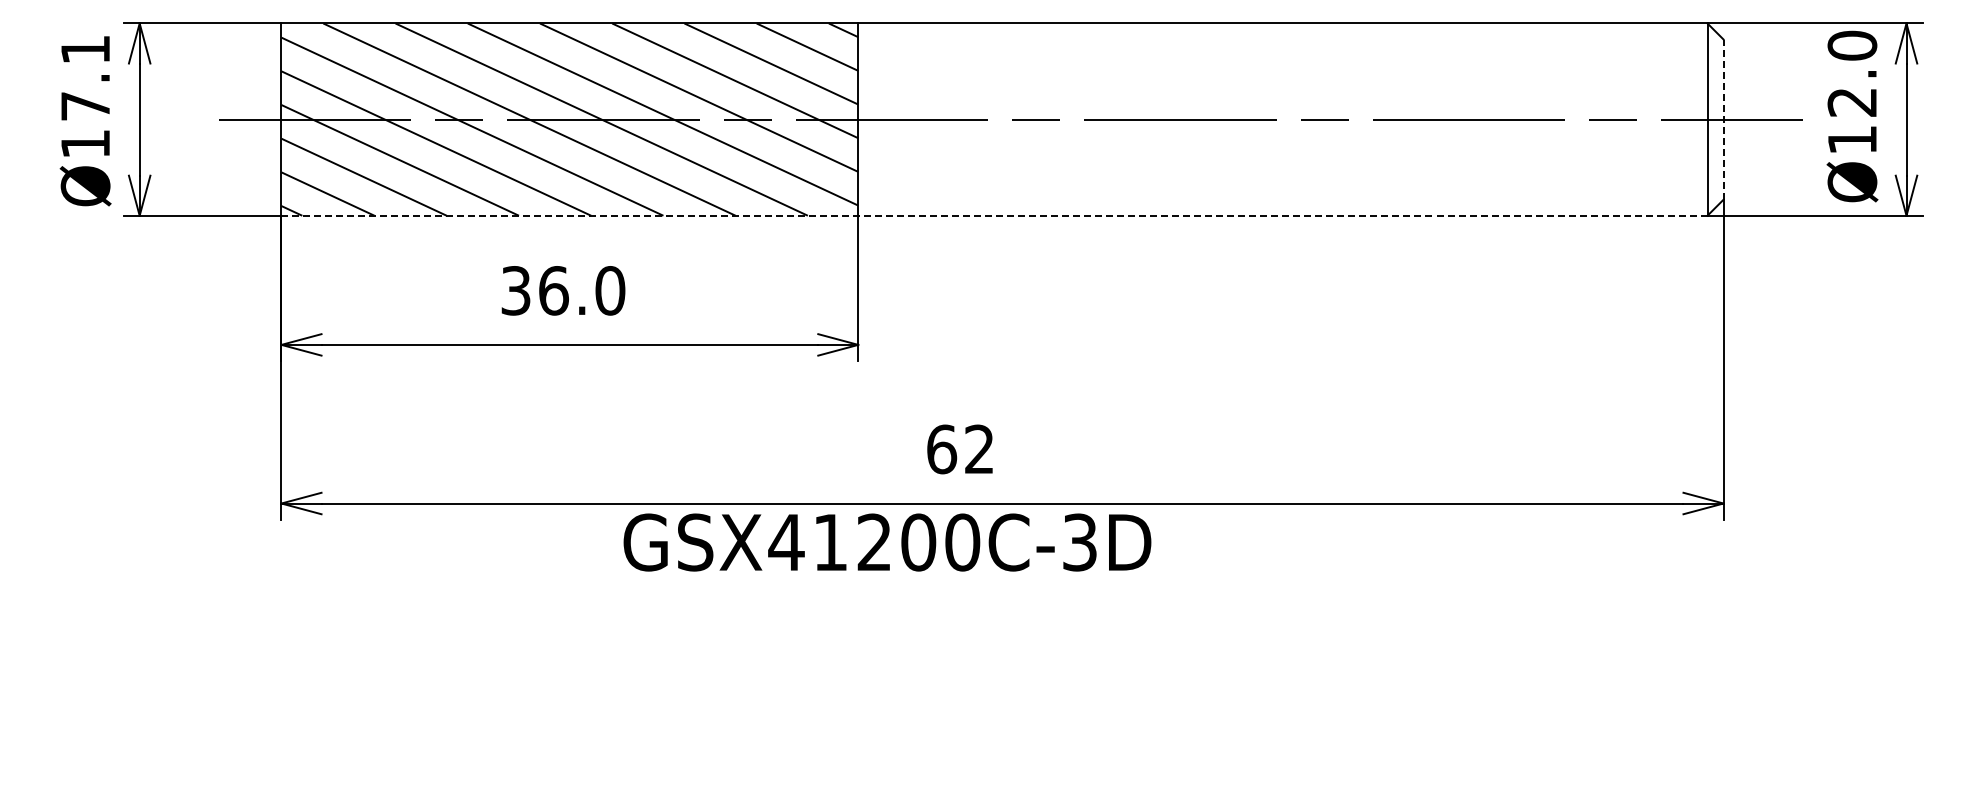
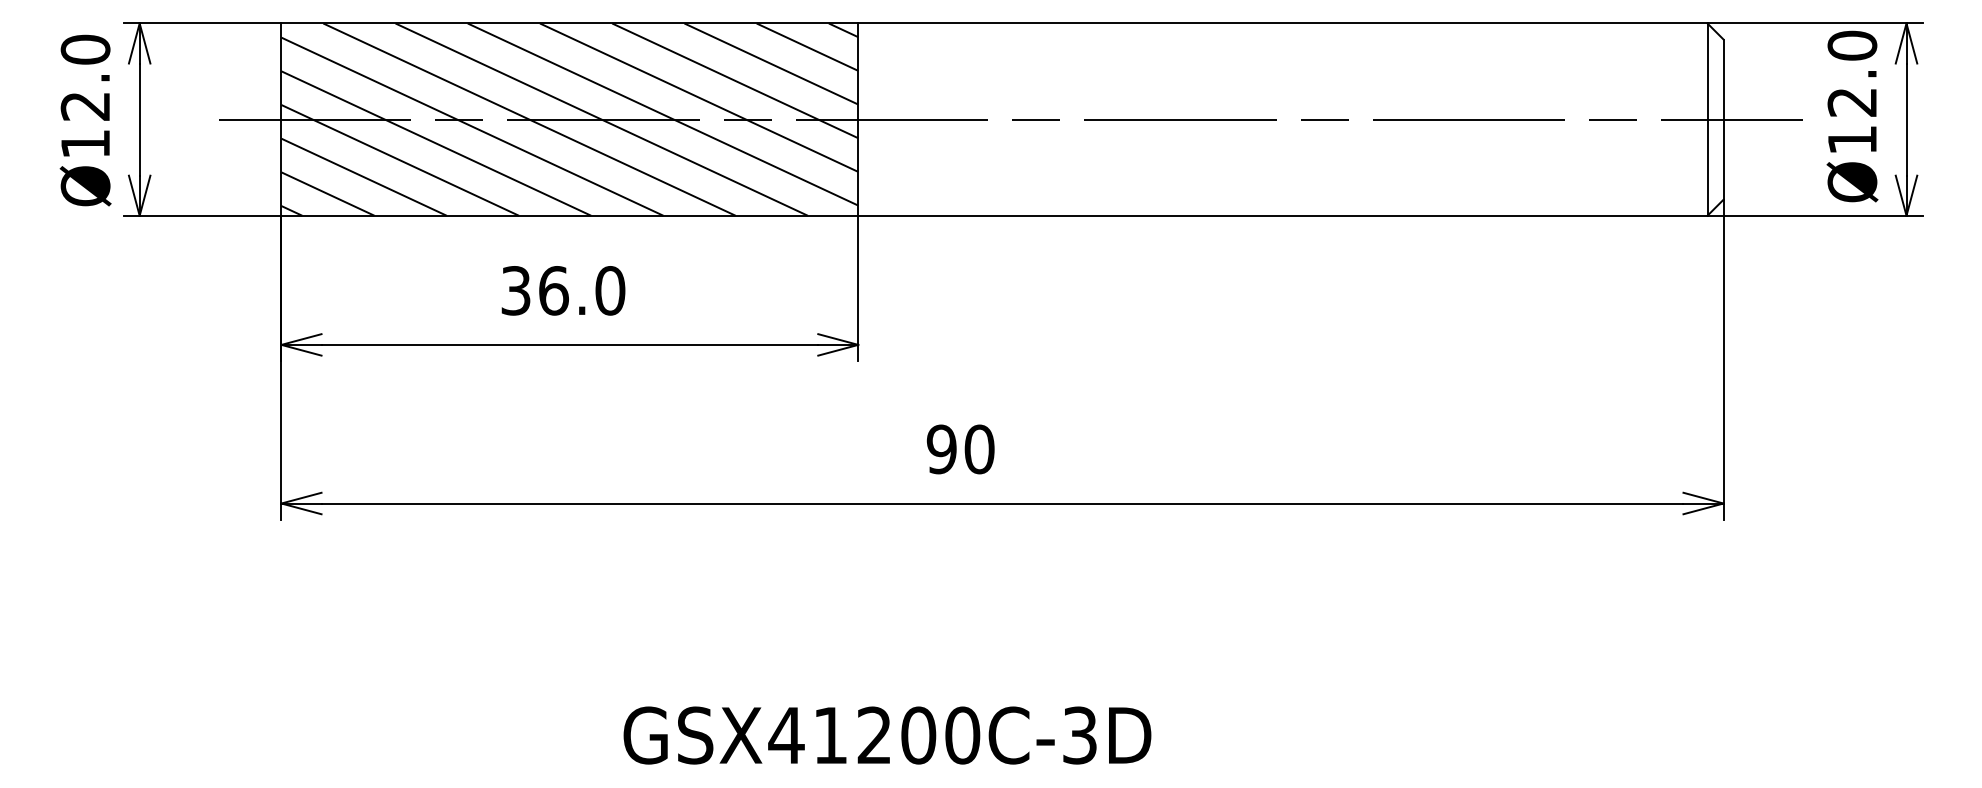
text: Ø17.1 -> Ø12.0 (85, 77)
line: dashed -> solid (1723, 119)
line: dashed -> solid (995, 215)
text: 62 -> 90 (960, 449)
text position: (887, 542) -> (887, 735) (887, 735)
